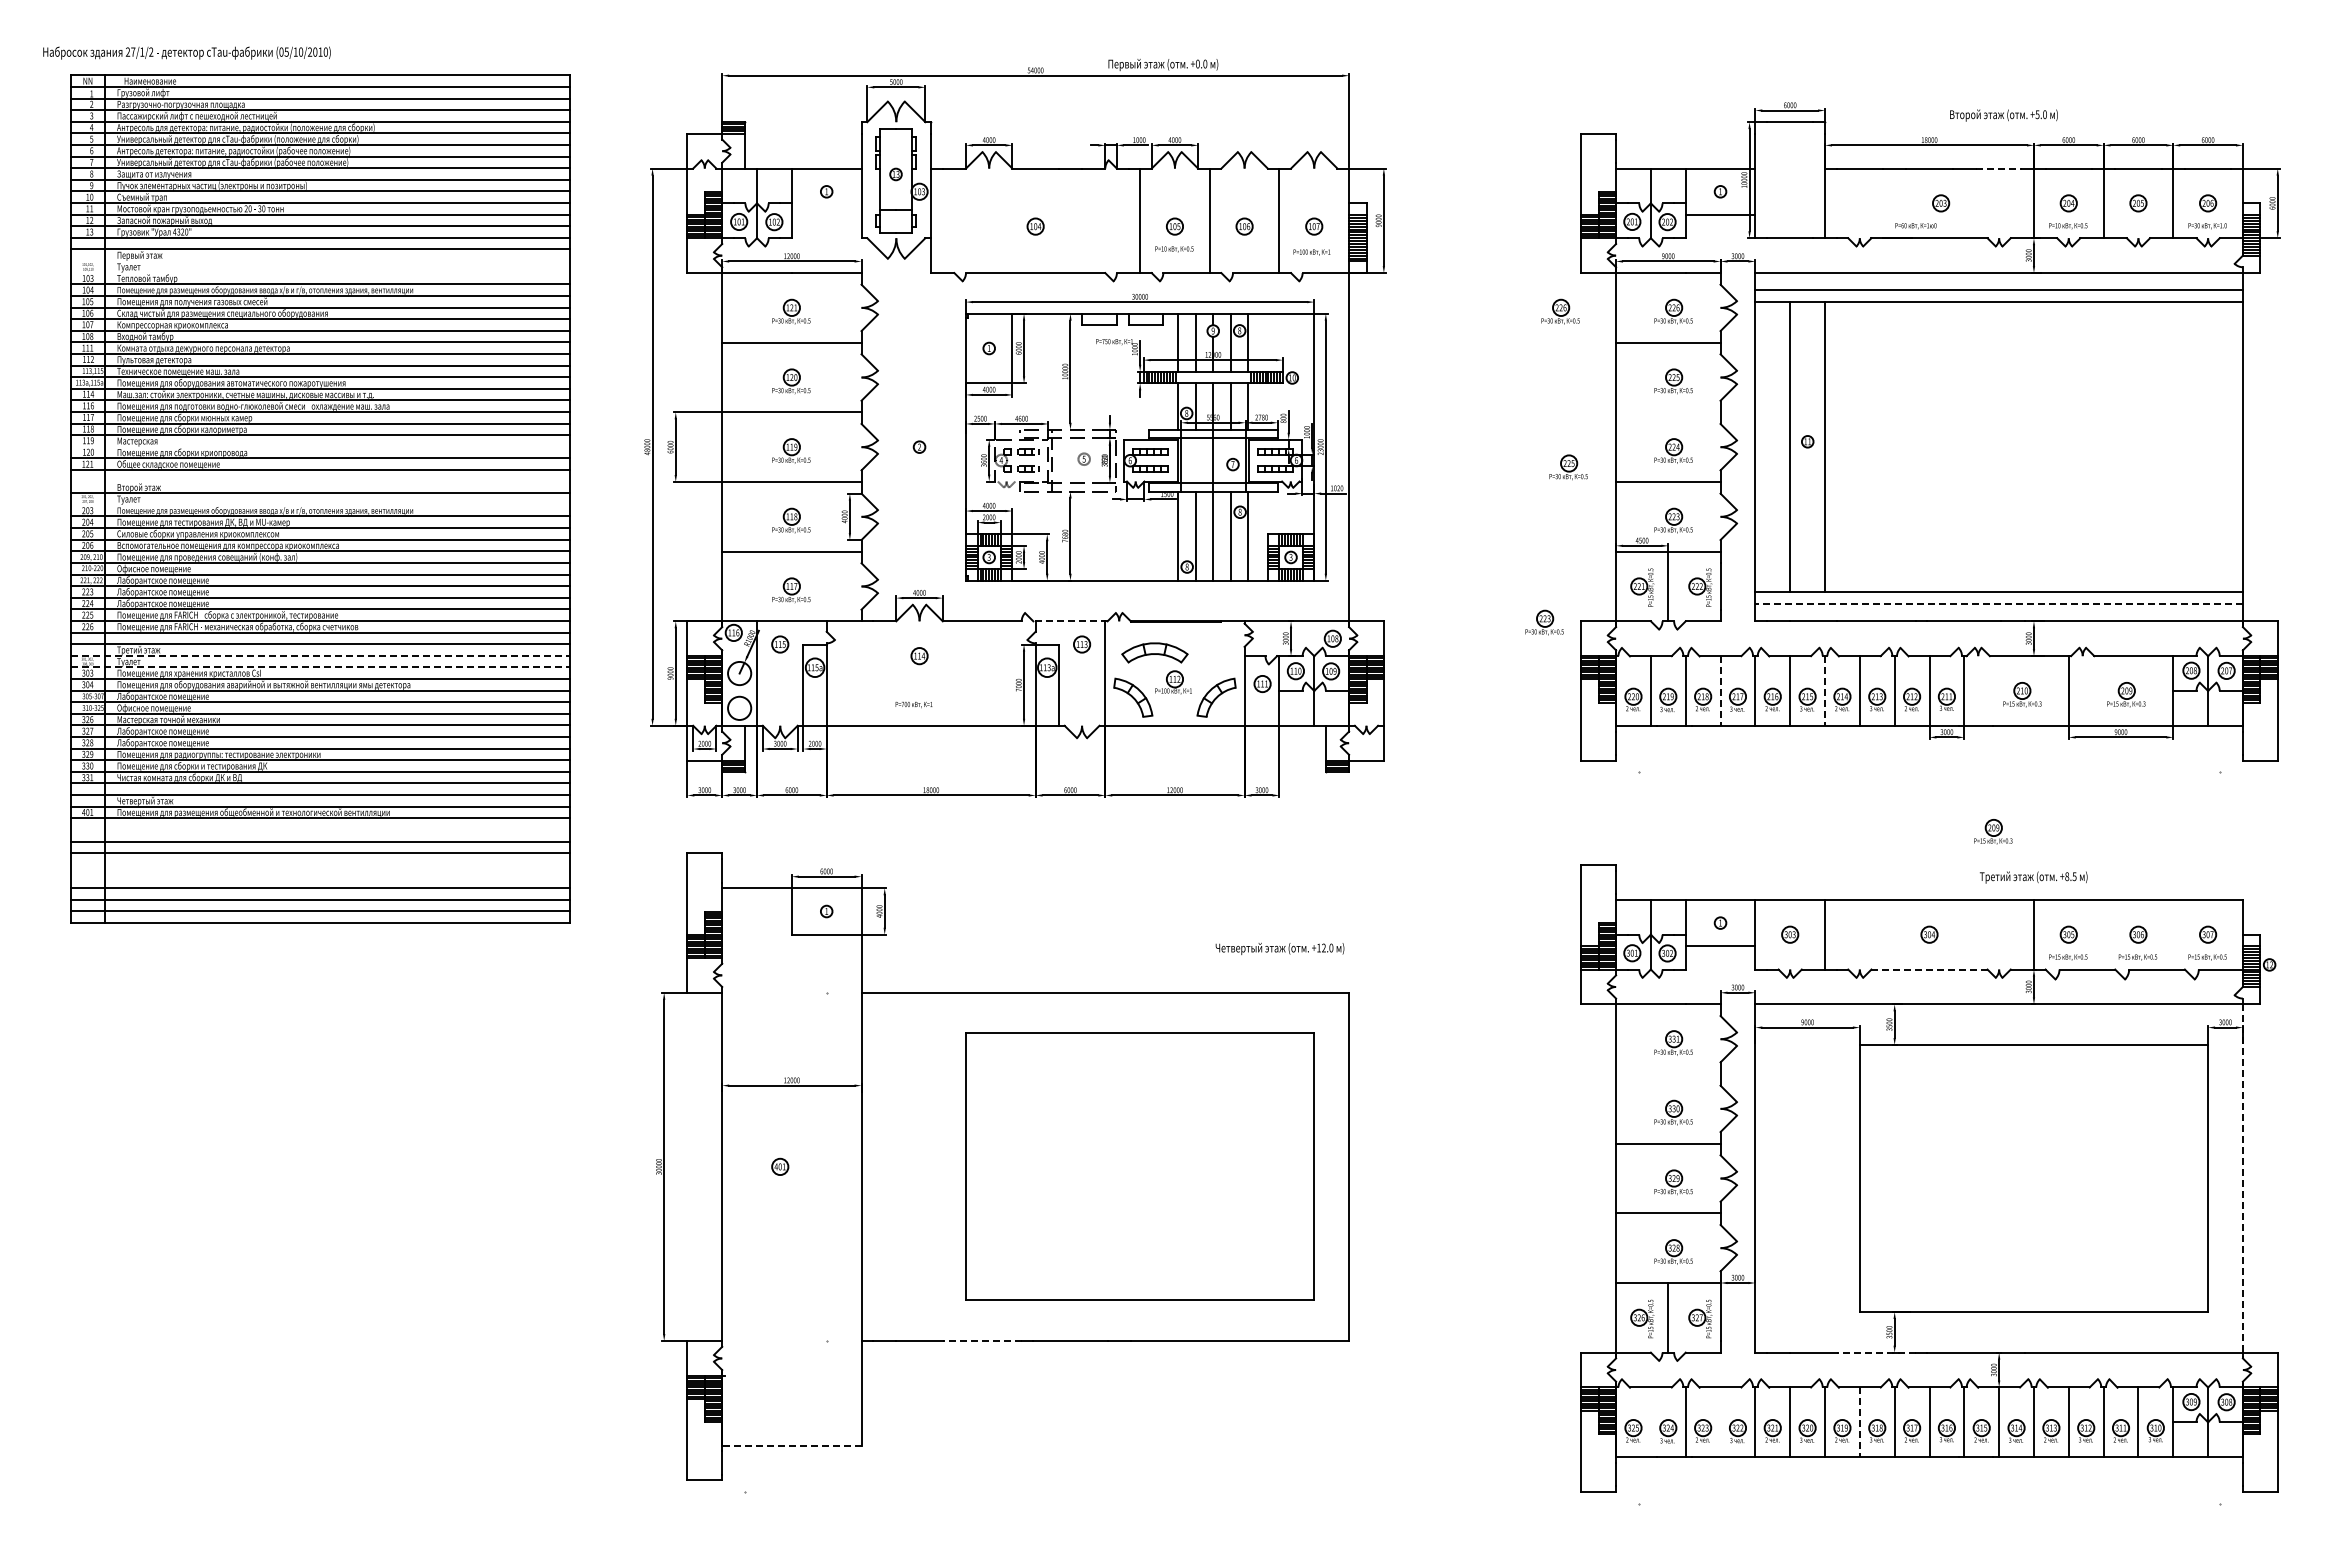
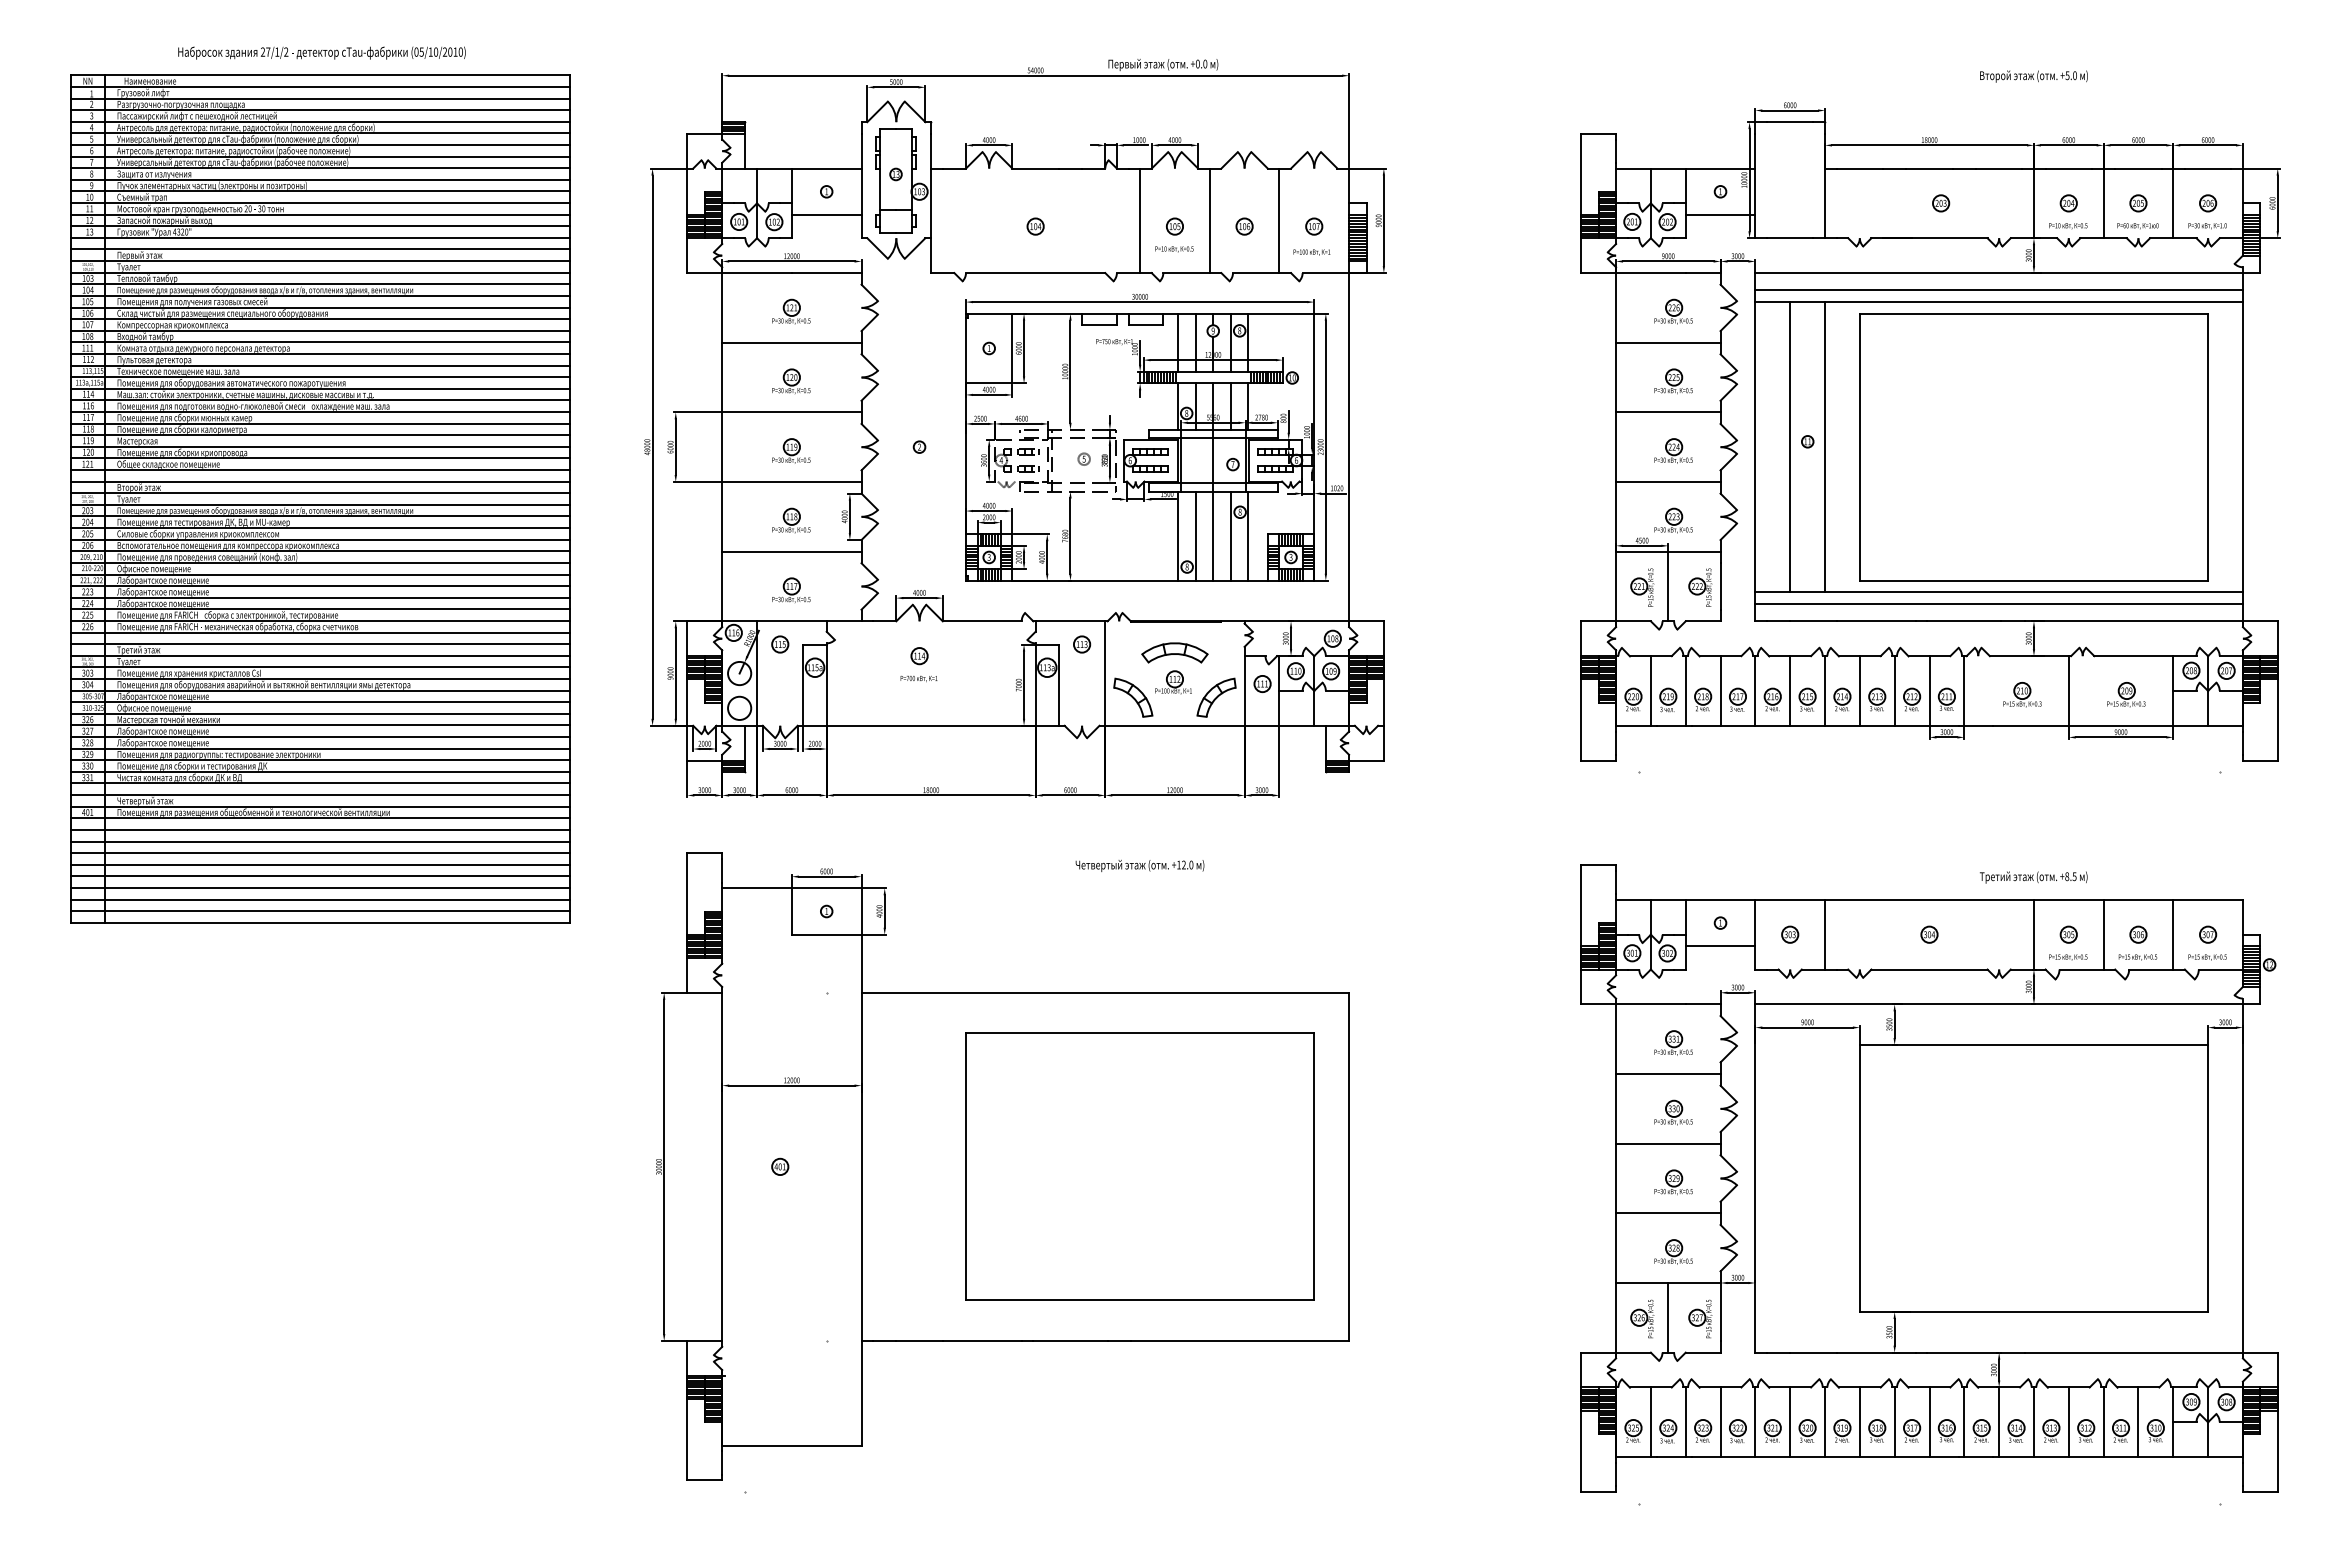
text position: (186, 52) -> (321, 52) (321, 52)
text position: (2003, 115) -> (2033, 76) (2033, 76)
line: dashed -> solid (1999, 168)
line: none -> present (826, 215)
text position: (1915, 226) -> (2137, 226) (2137, 226)
line: none -> present (319, 261)
line: none -> present (319, 272)
part: present -> none (1560, 311)
line: none -> present (1668, 412)
line: none -> present (319, 446)
part: none -> present (2033, 447)
part: present -> none (1568, 467)
line: none -> present (319, 481)
line: none -> present (319, 504)
line: dashed -> solid (1999, 603)
line: dashed -> solid (1069, 621)
part: present -> none (1544, 622)
part position: (1154, 652) -> (1174, 652) (1174, 652)
line: dashed -> solid (320, 655)
line: dashed -> solid (320, 667)
line: dashed -> solid (1720, 690)
line: dashed -> solid (1825, 690)
text position: (913, 704) -> (918, 678) (918, 678)
line: none -> present (319, 829)
part: present -> none (1993, 831)
line: none -> present (319, 864)
line: none -> present (319, 876)
line: none -> present (2103, 934)
line: none -> present (2173, 934)
text position: (1279, 948) -> (1139, 865) (1139, 865)
line: dashed -> solid (1930, 969)
line: none -> present (1668, 1074)
line: dashed -> solid (2242, 1181)
line: dashed -> solid (981, 1341)
line: dashed -> solid (1875, 1352)
line: none -> present (1650, 1422)
line: none -> present (1720, 1422)
line: dashed -> solid (1859, 1422)
line: dashed -> solid (791, 1445)
